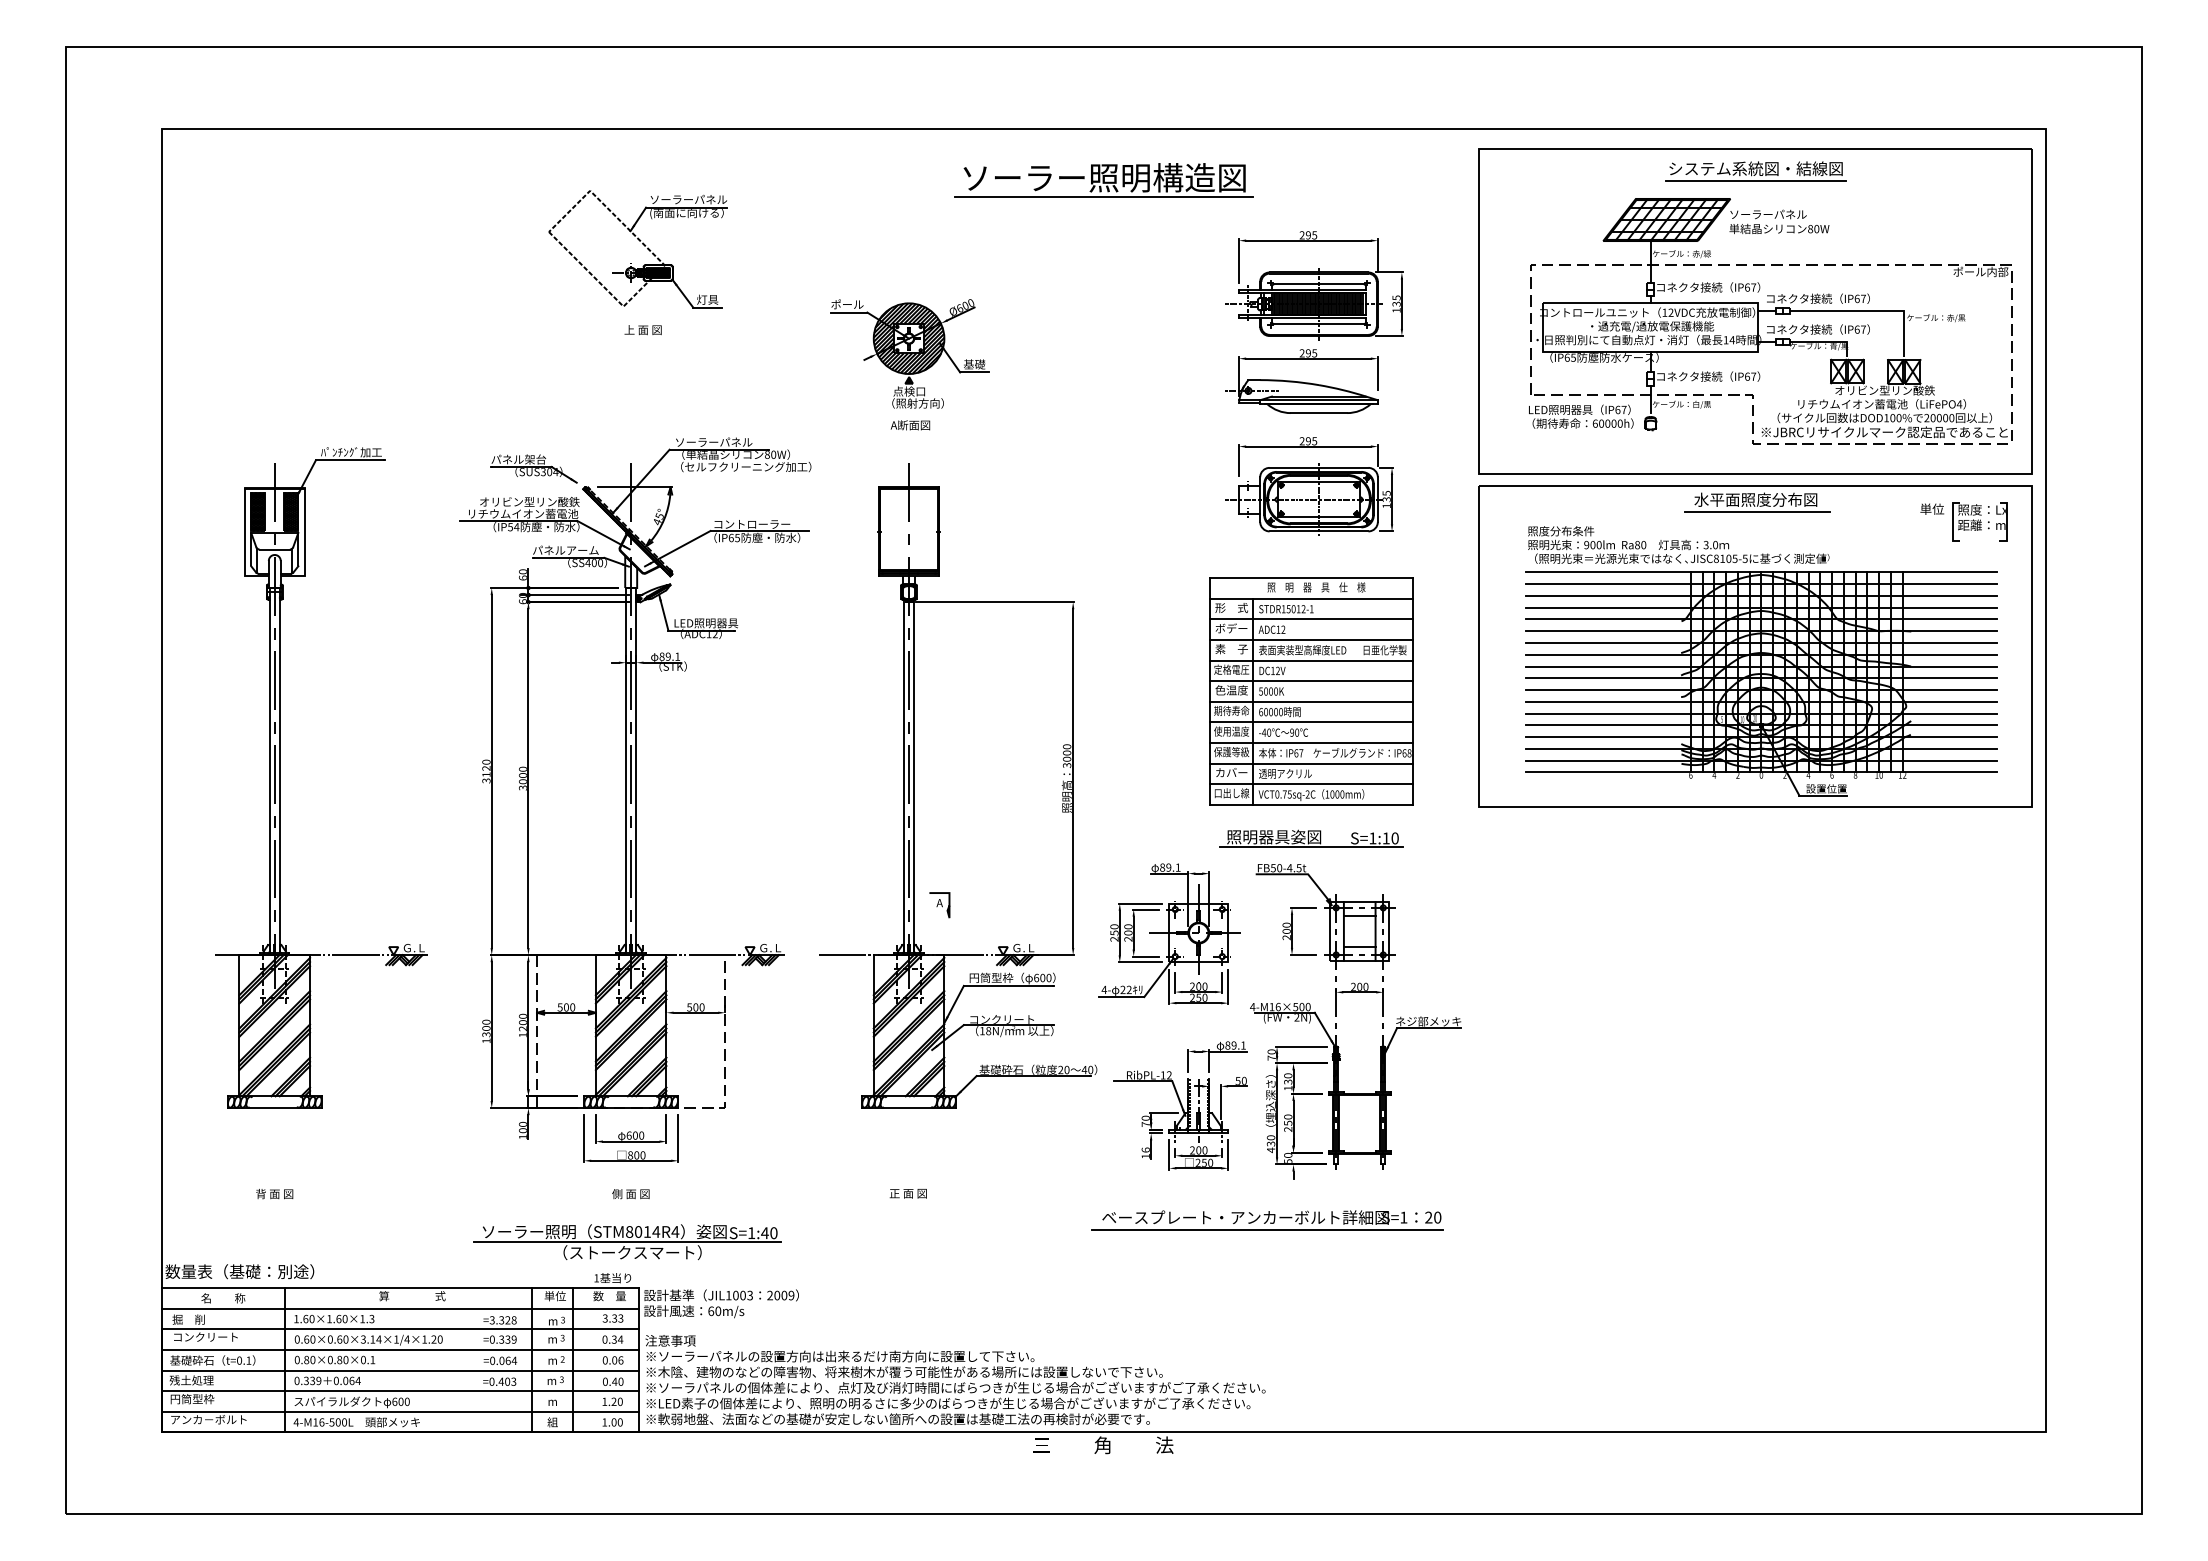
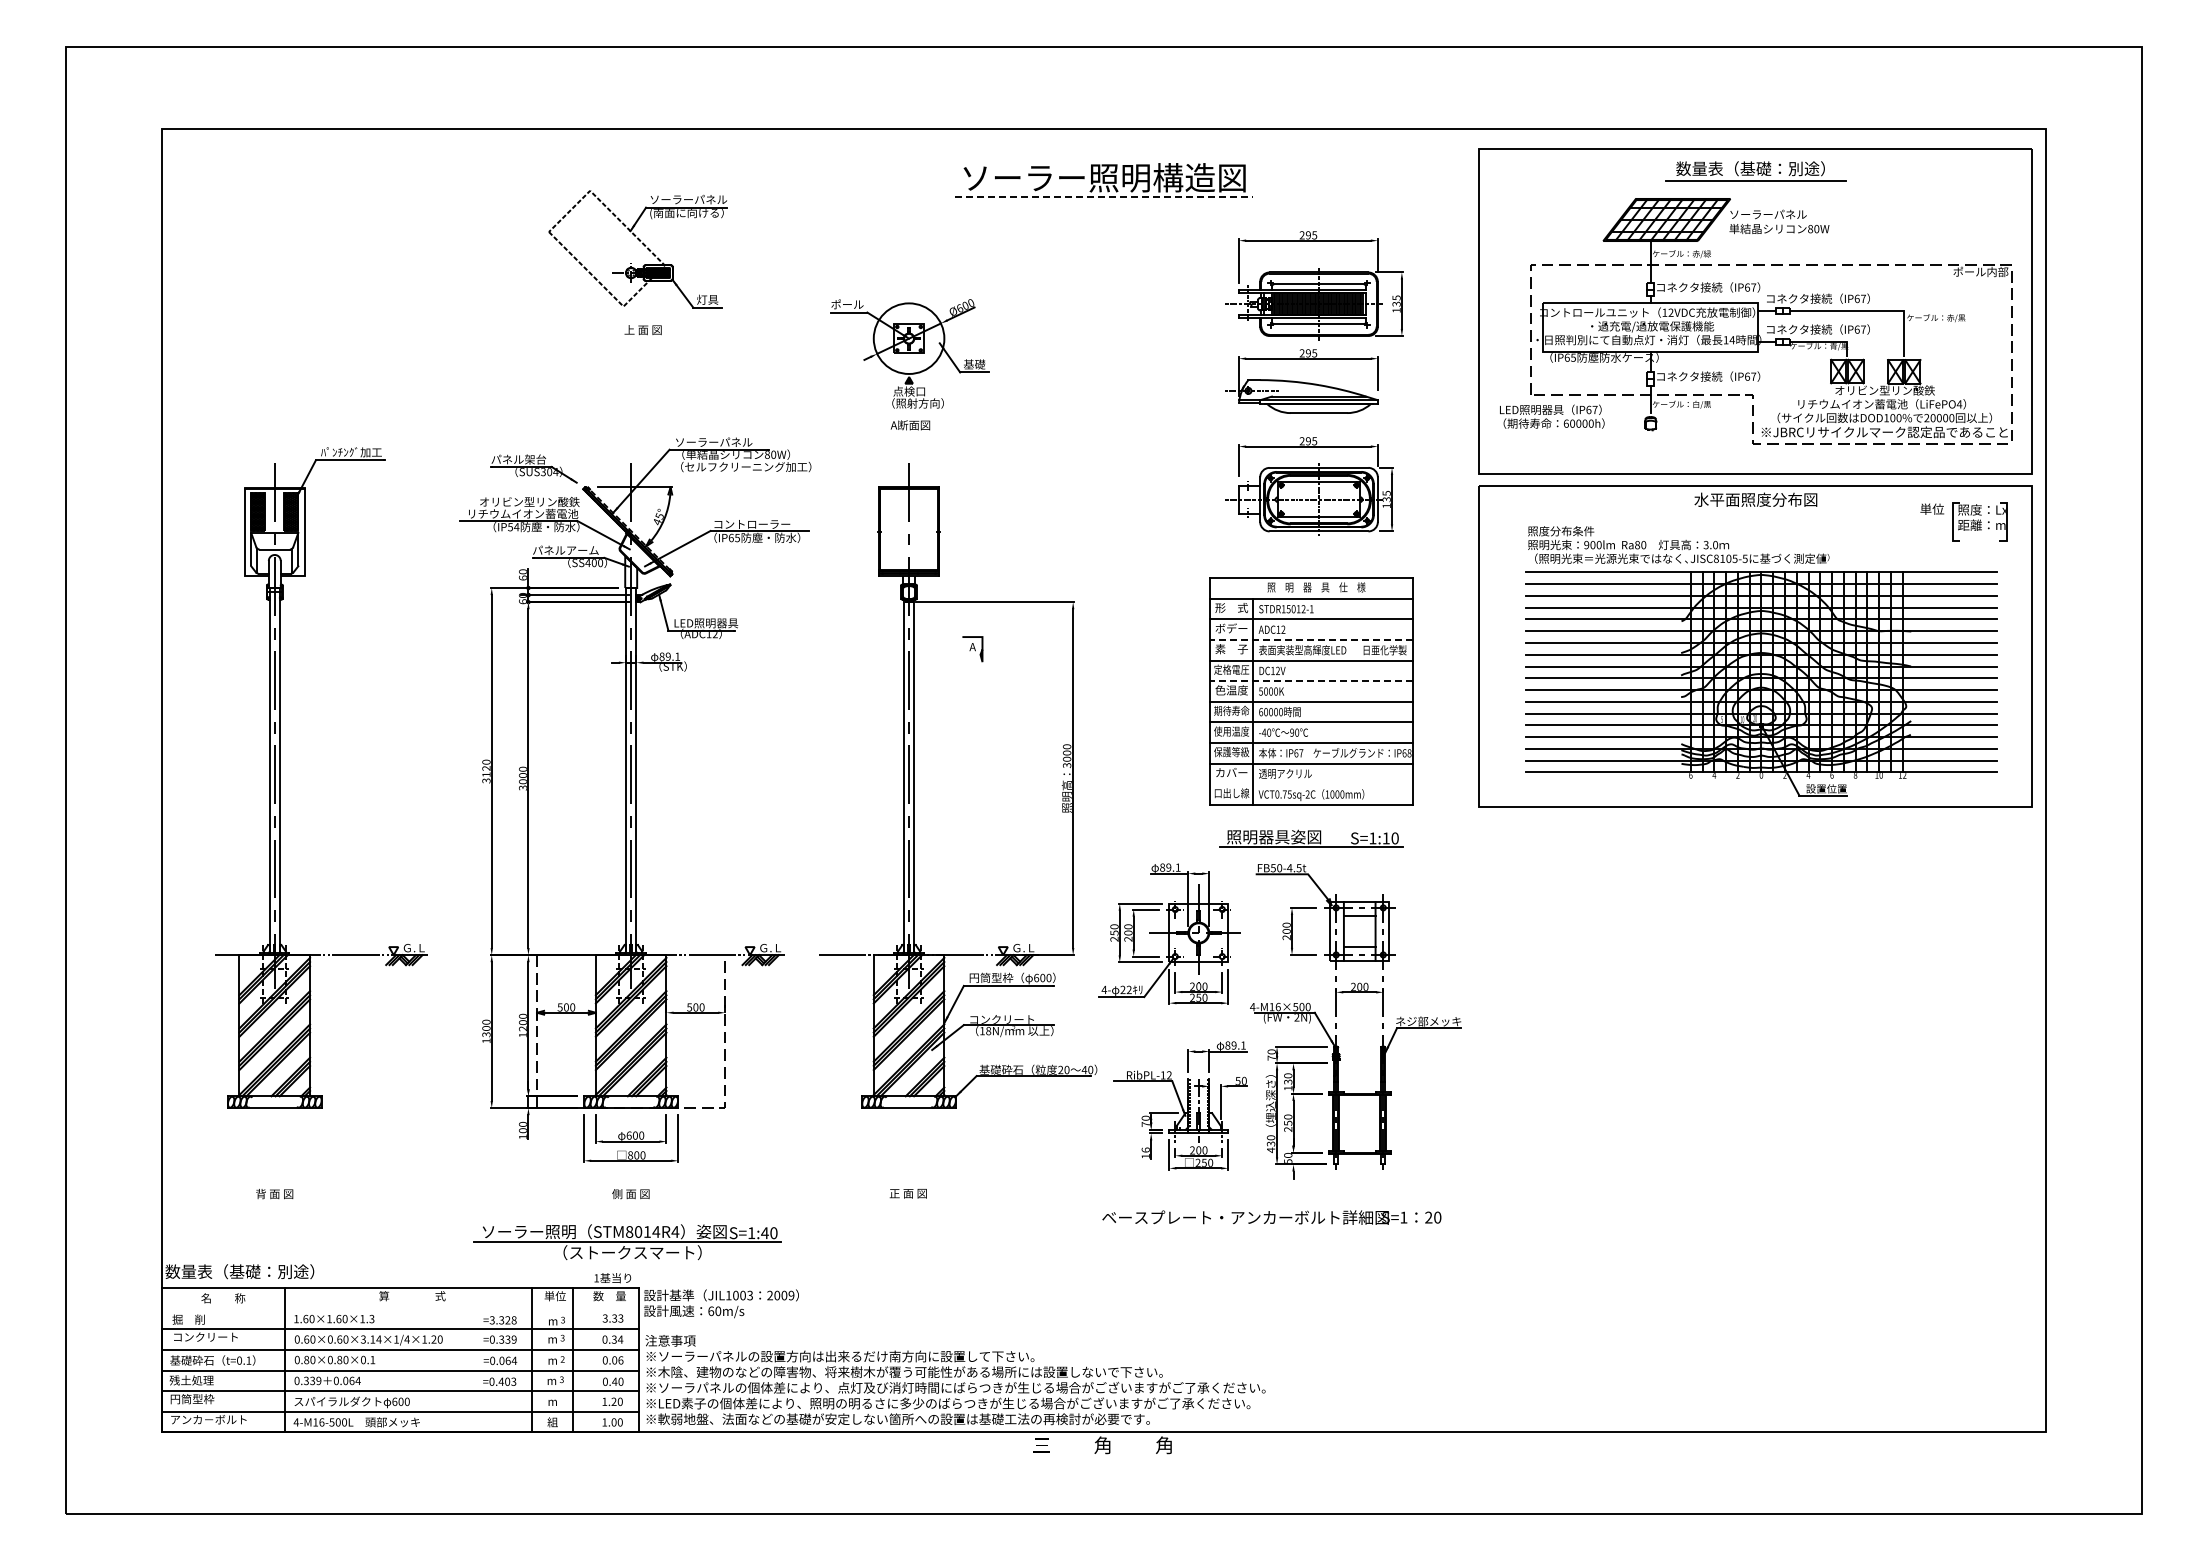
text: システム系統図・結線図 -> 数量表（基礎：別途） (1755, 168)
line: solid -> dashed (1104, 197)
hatch: present -> none (908, 338)
text position: (1581, 416) -> (1552, 416) (1552, 416)
line: present -> none (1756, 511)
line: solid -> dashed (1310, 640)
line: solid -> dashed (1310, 681)
line: present -> none (1311, 784)
part position: (939, 905) -> (972, 649) (972, 649)
line: present -> none (1267, 1229)
line: present -> none (400, 1308)
text: 法 -> 角 (1164, 1445)
